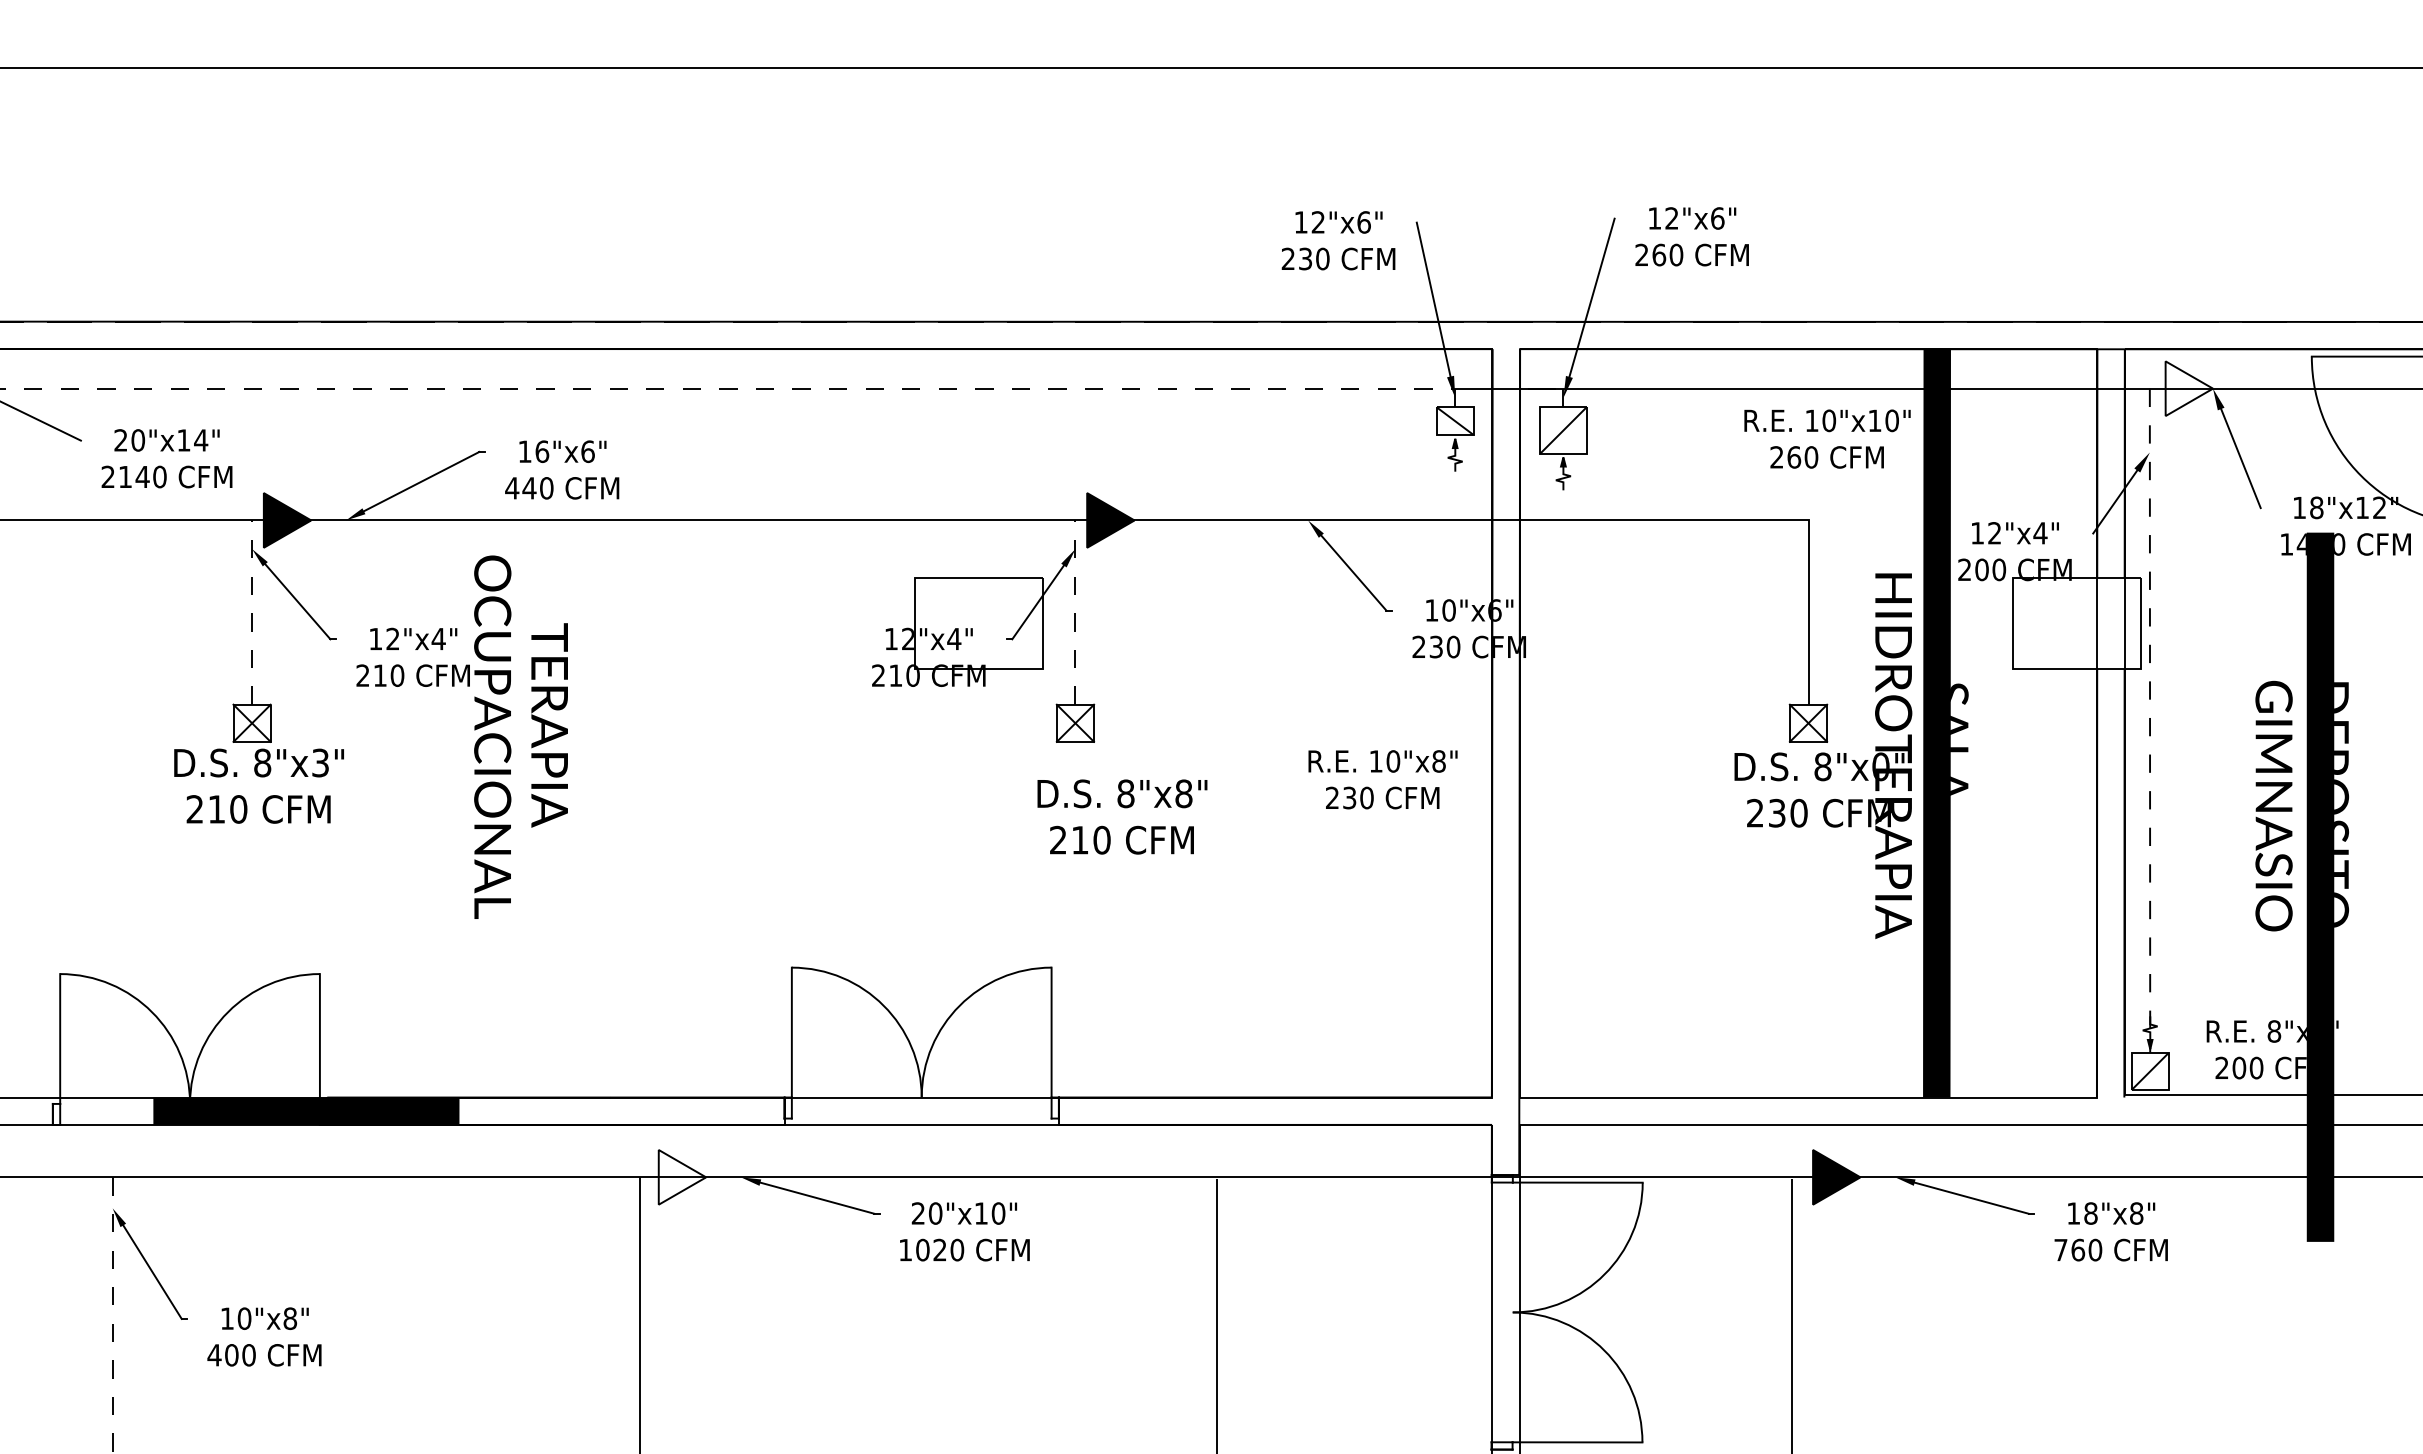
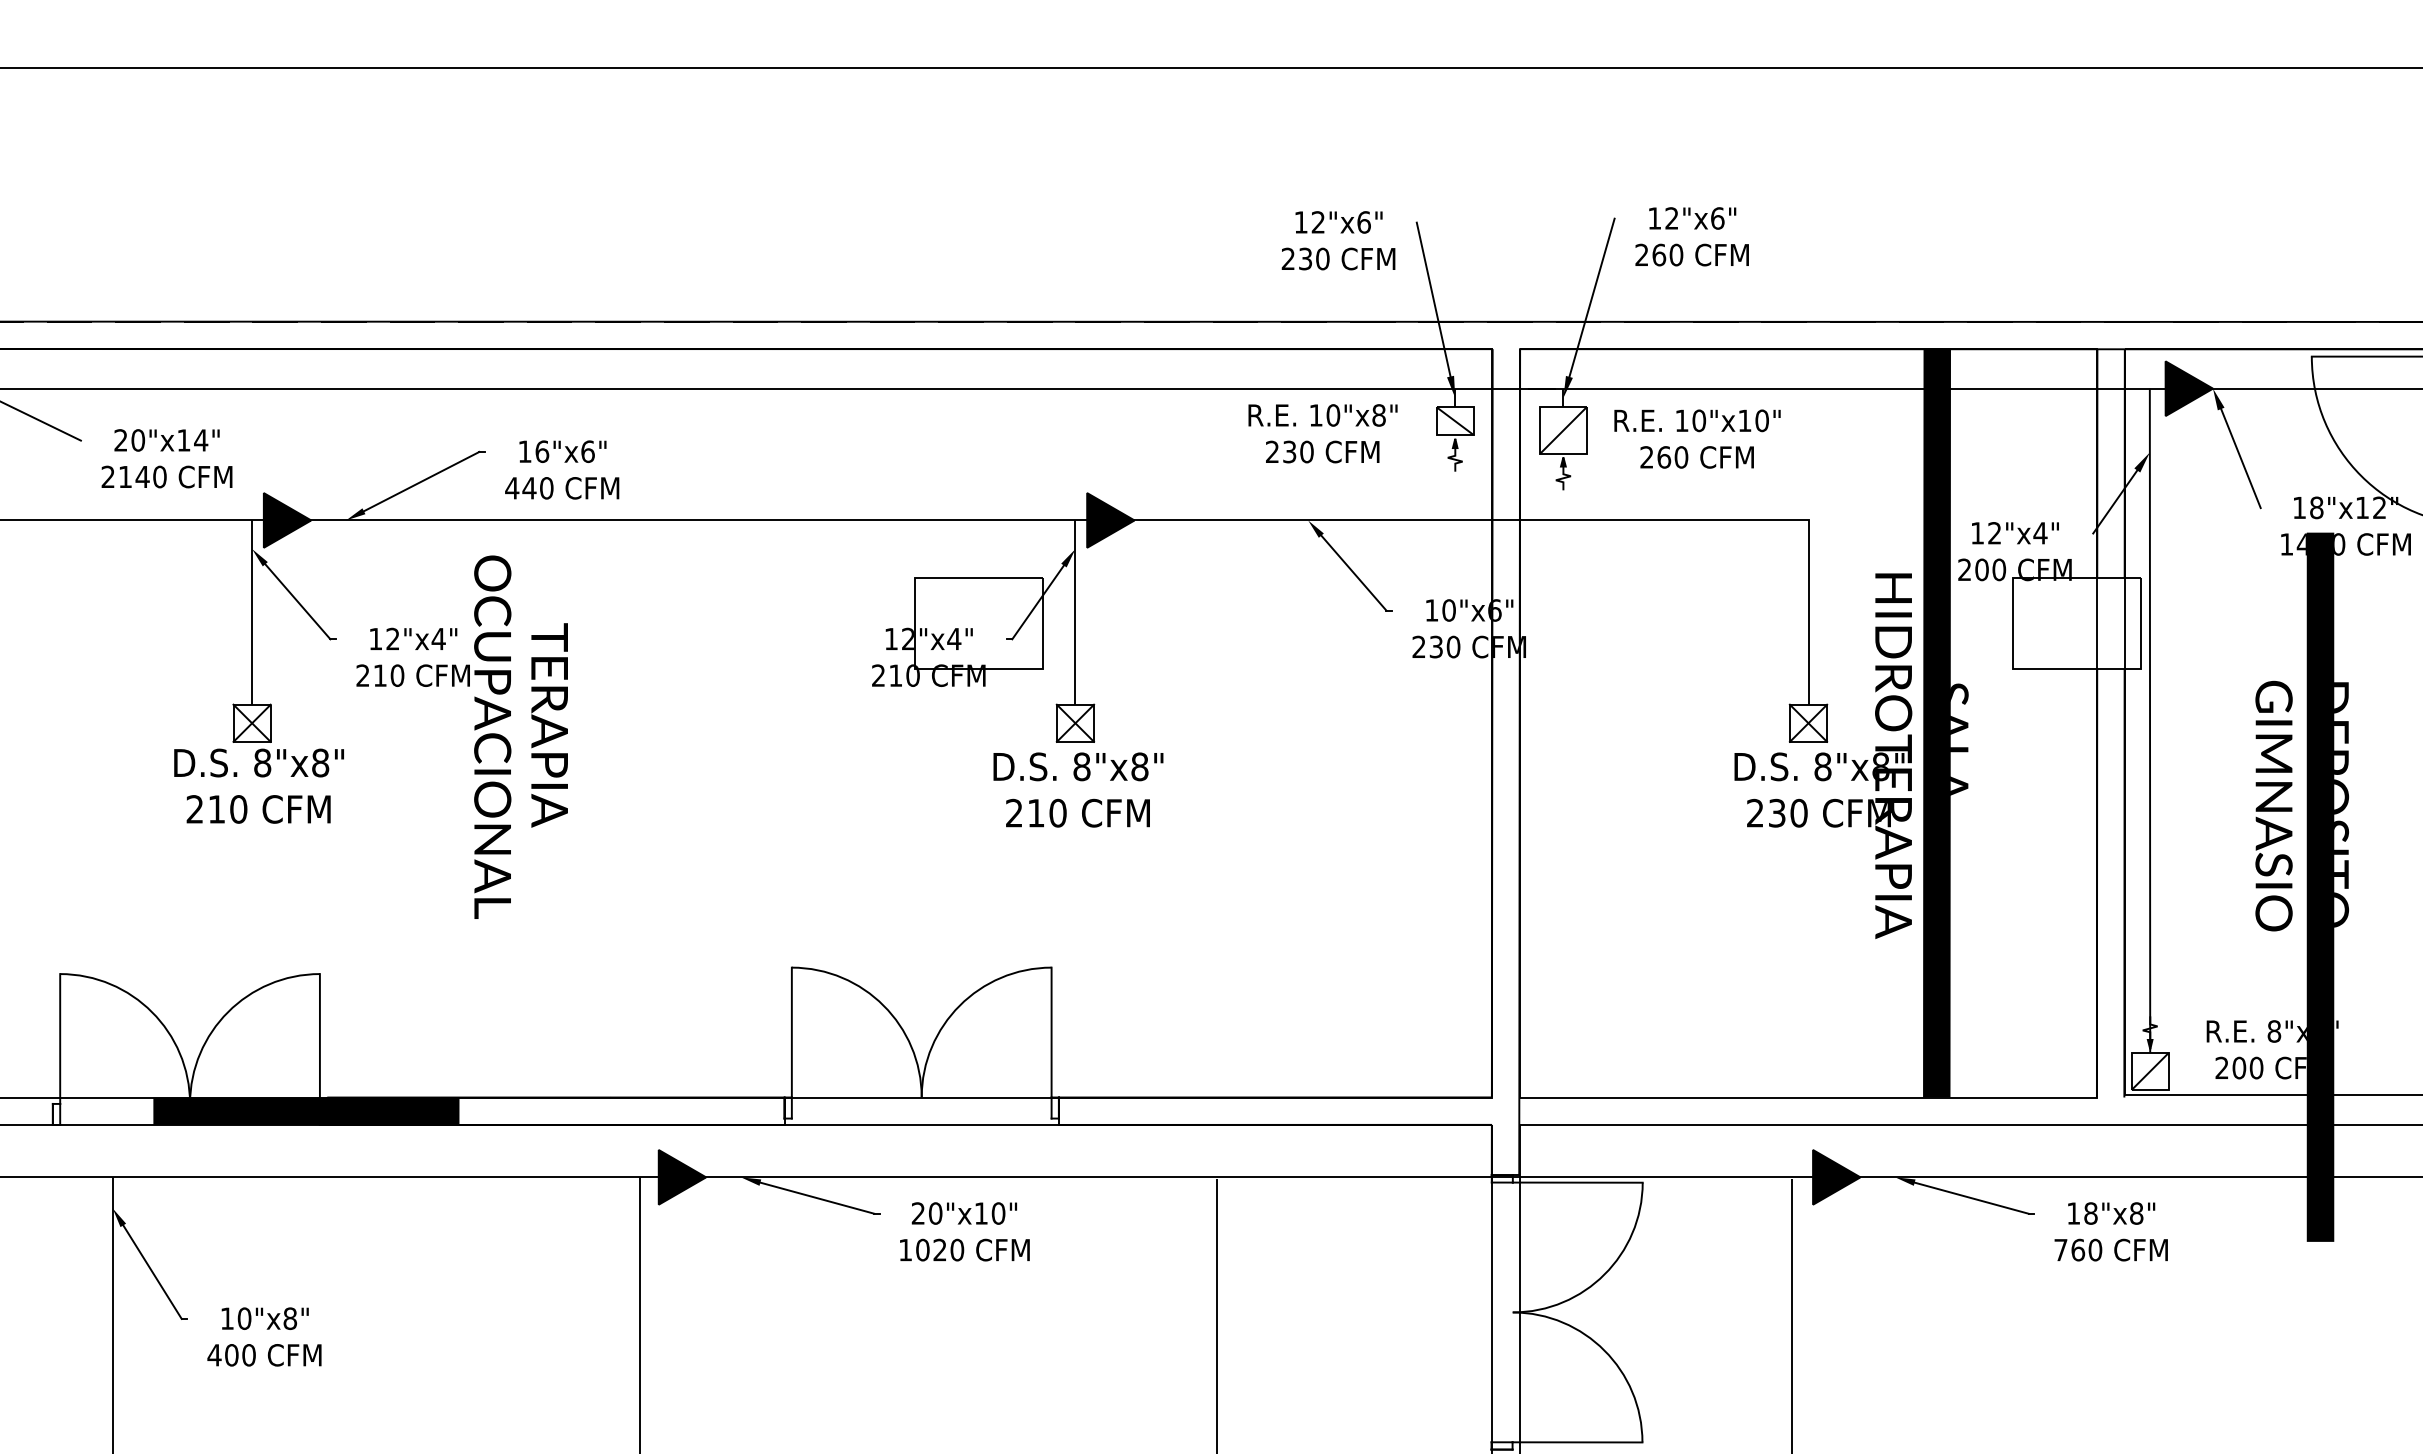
line: dashed -> solid (734, 388)
fill: none -> present (2189, 388)
text position: (1827, 438) -> (1697, 438) (1697, 438)
line: dashed -> solid (252, 612)
line: dashed -> solid (1075, 612)
line: dashed -> solid (2150, 721)
text: 8"x3" -> 8"x8" (320, 762)
text: 8"x0" -> 8"x8" (1880, 766)
text position: (1382, 779) -> (1322, 433) (1322, 433)
text position: (1122, 816) -> (1078, 789) (1078, 789)
fill: none -> present (682, 1176)
line: dashed -> solid (112, 1315)
